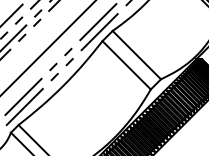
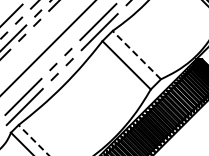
line: solid -> dashed (136, 54)
line: solid -> dashed (33, 140)
